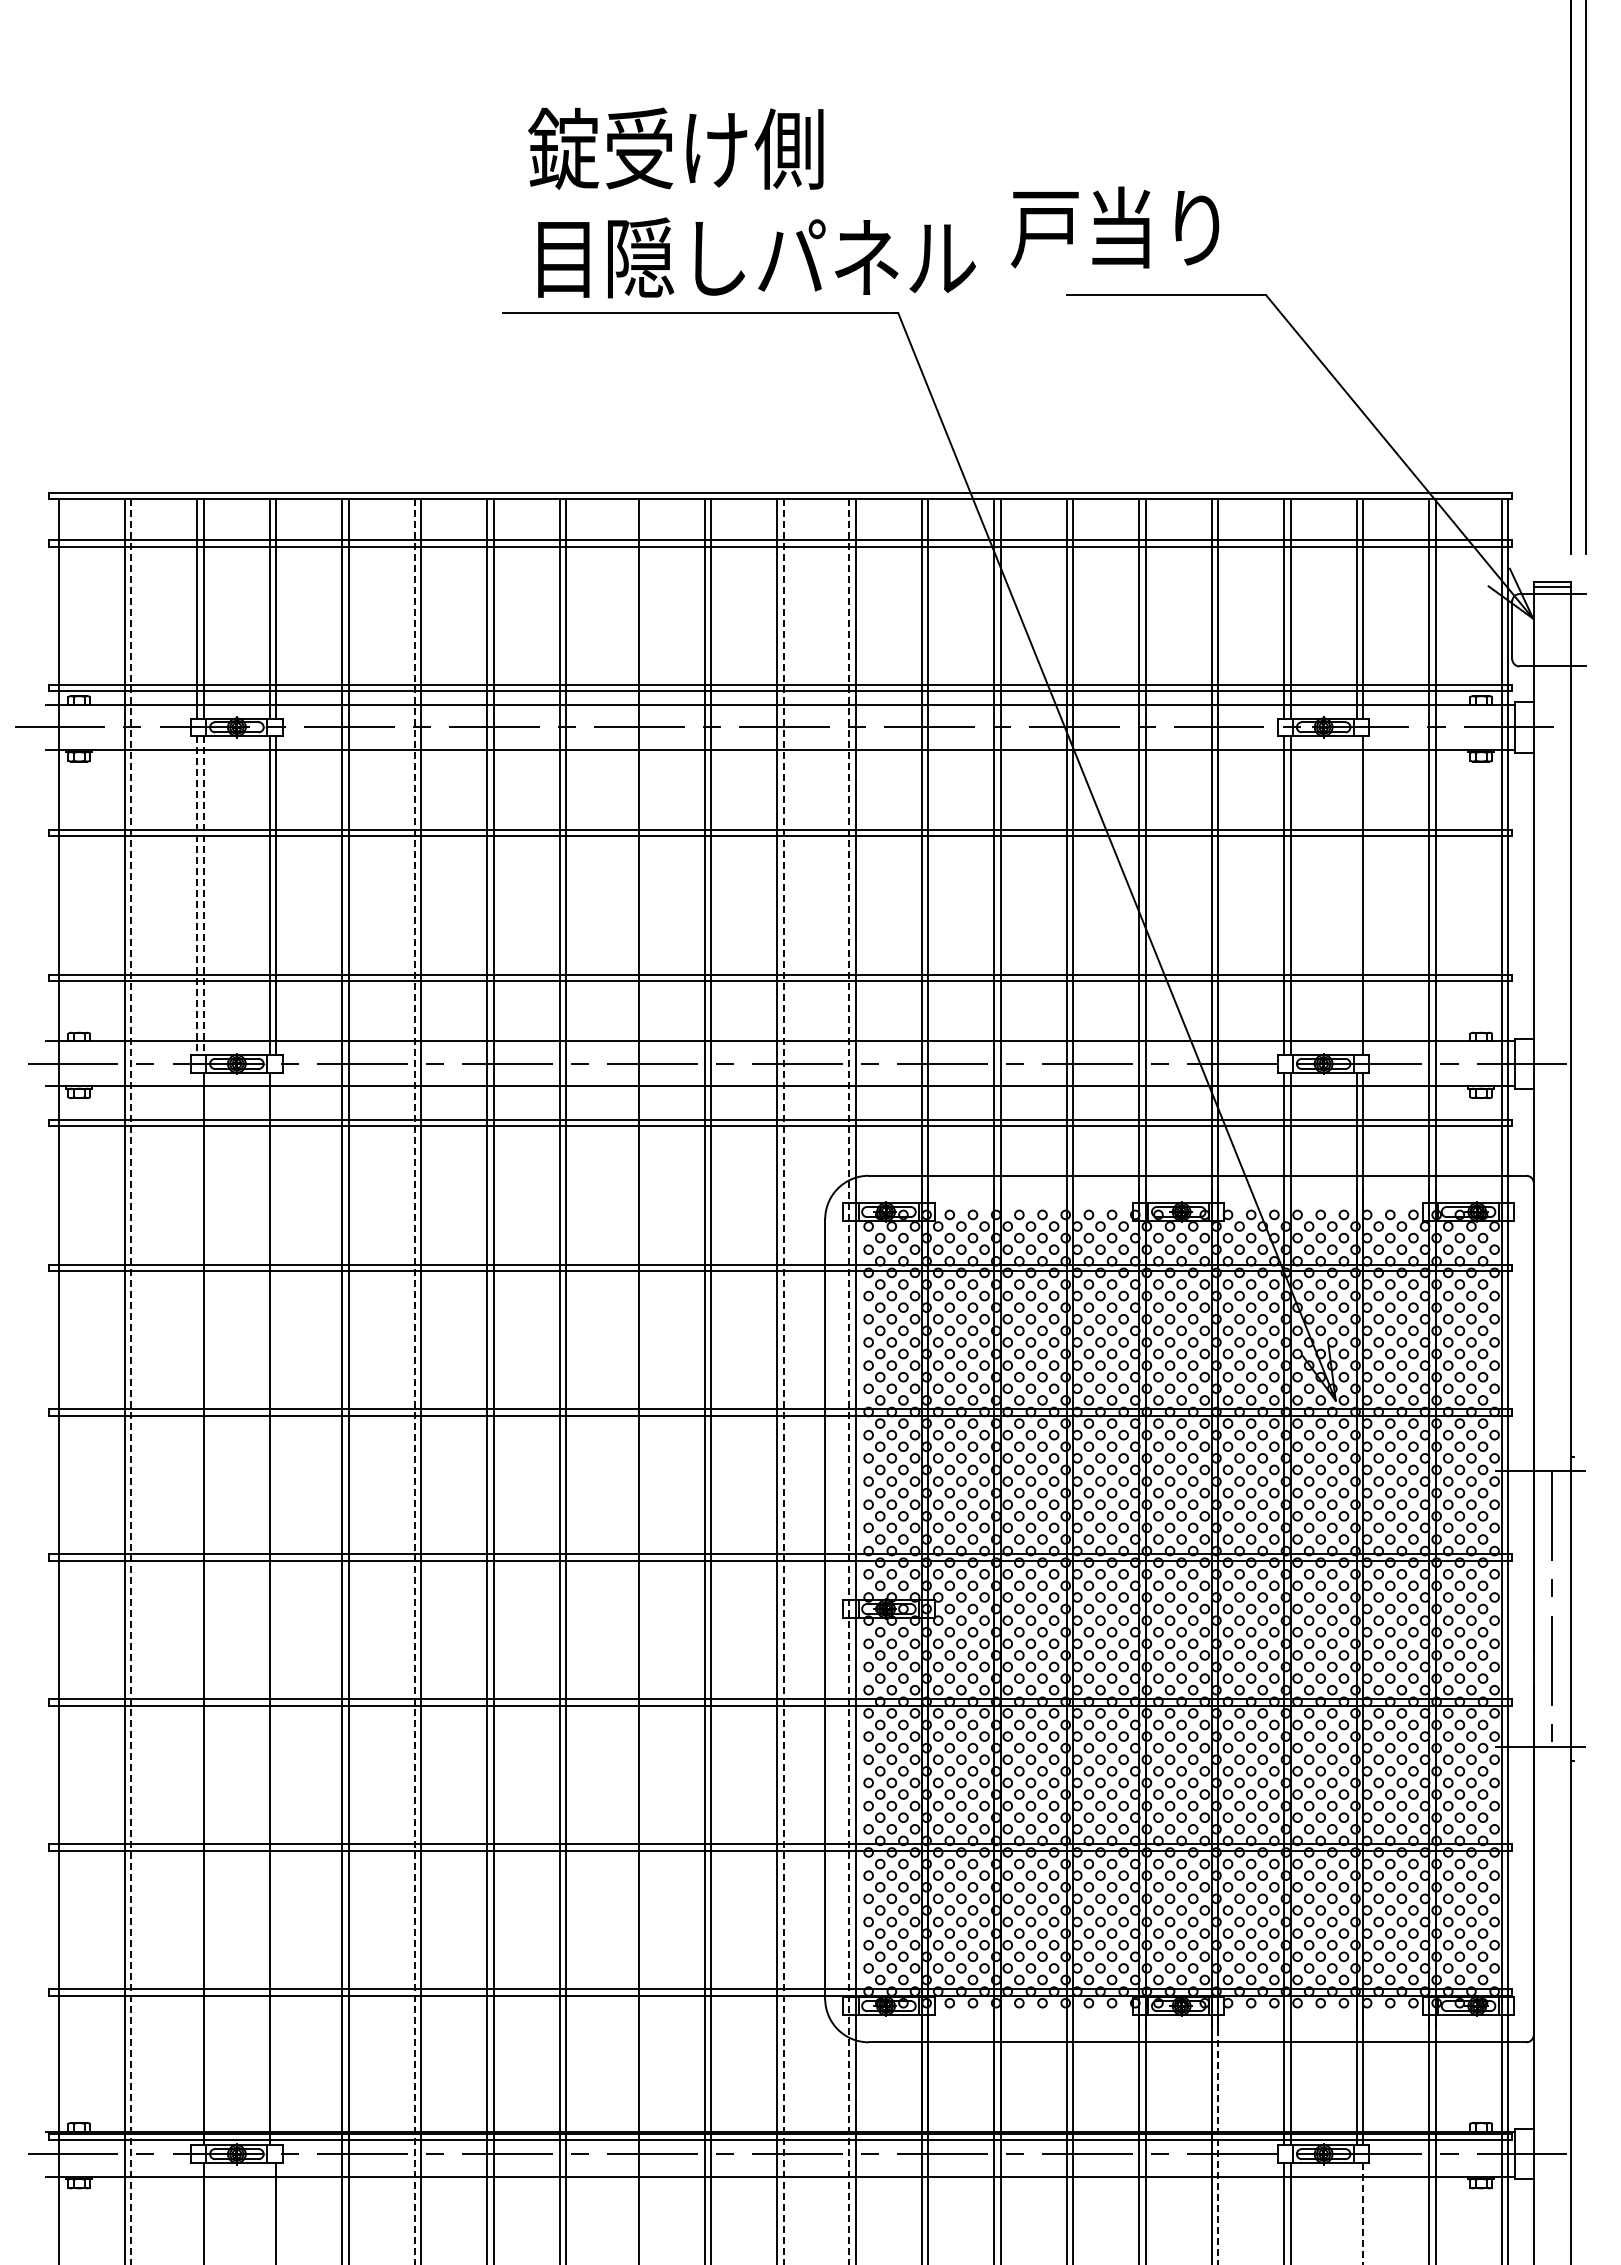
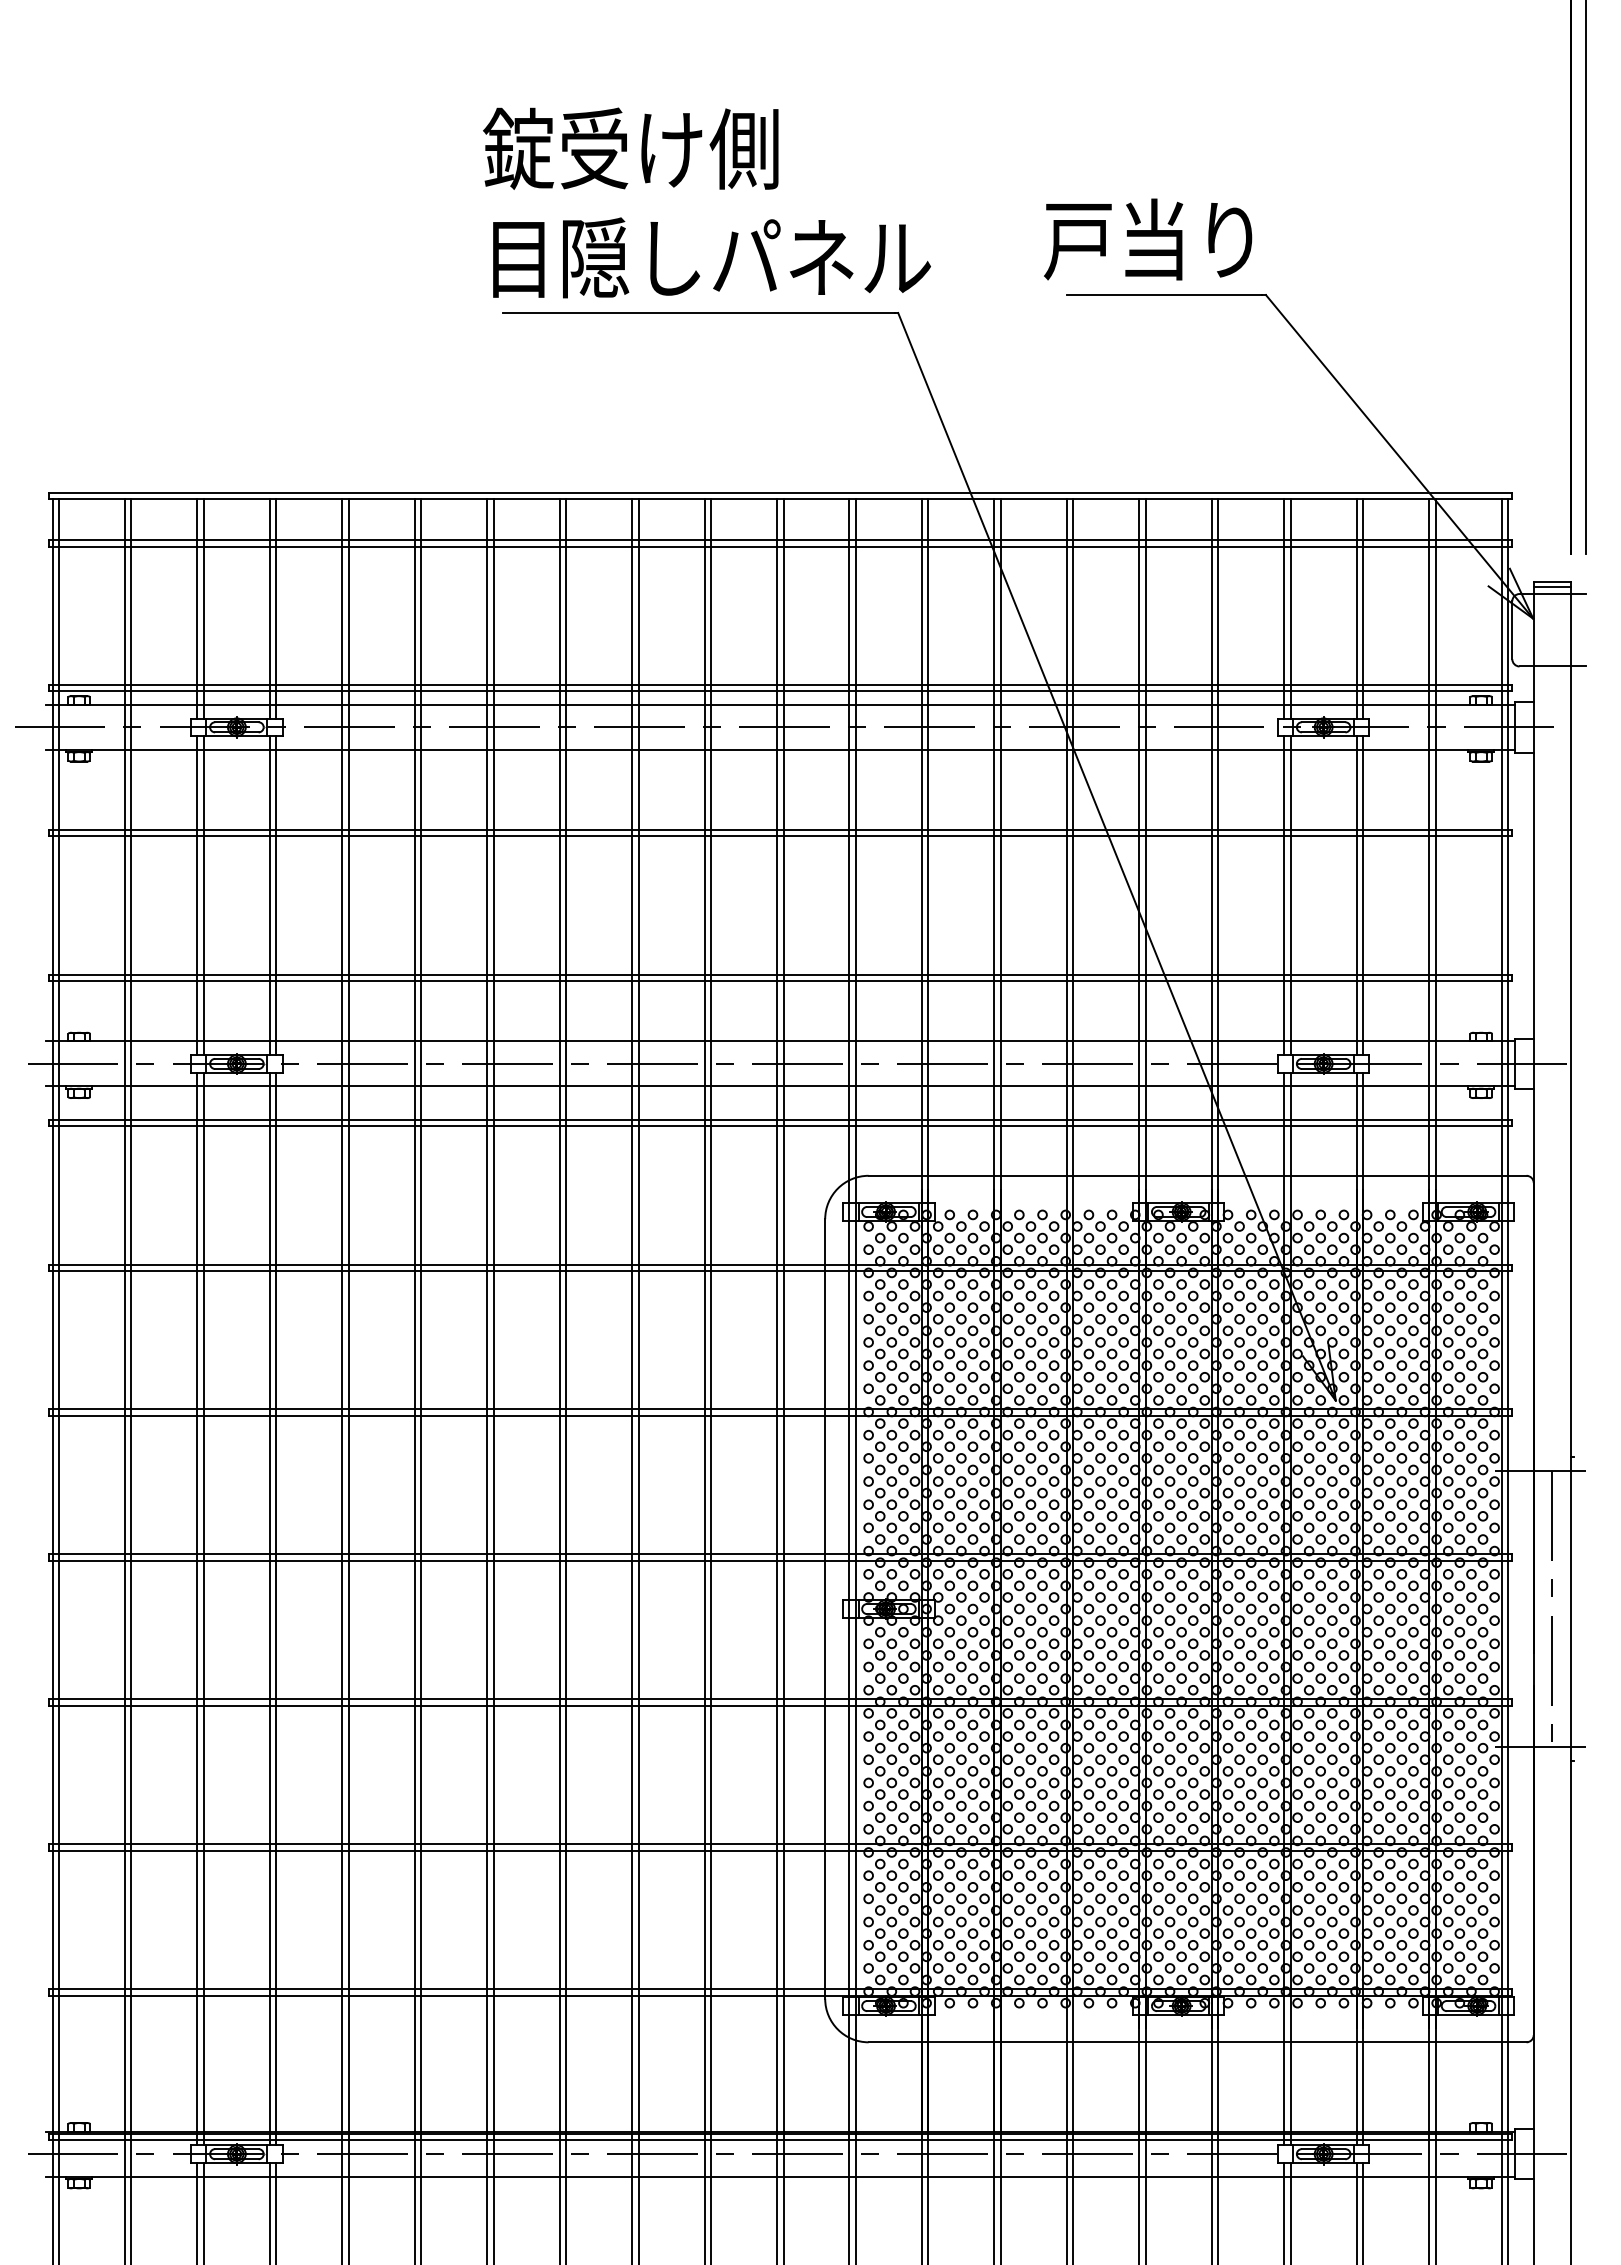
text position: (751, 202) -> (706, 202) (706, 202)
text position: (1115, 227) -> (1148, 239) (1148, 239)
line: dashed -> solid (197, 895)
line: dashed -> solid (203, 895)
line: none -> present (1356, 895)
line: none -> present (52, 1380)
line: none -> present (632, 1380)
line: dashed -> solid (131, 1381)
line: dashed -> solid (414, 1381)
line: dashed -> solid (783, 1381)
line: dashed -> solid (849, 1381)
line: none -> present (197, 1608)
line: none -> present (276, 1608)
line: dashed -> solid (1218, 2130)
line: none -> present (197, 2211)
line: none -> present (269, 2211)
line: none -> present (1356, 2211)
line: dashed -> solid (1363, 2213)
